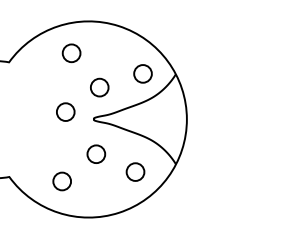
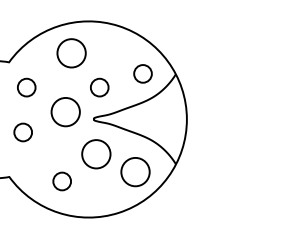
circle diameter: 18 px -> 28 px (71, 53)
circle: none -> present (26, 87)
circle diameter: 18 px -> 28 px (65, 111)
circle: none -> present (22, 132)
circle diameter: 18 px -> 28 px (96, 154)
circle diameter: 18 px -> 28 px (135, 171)
